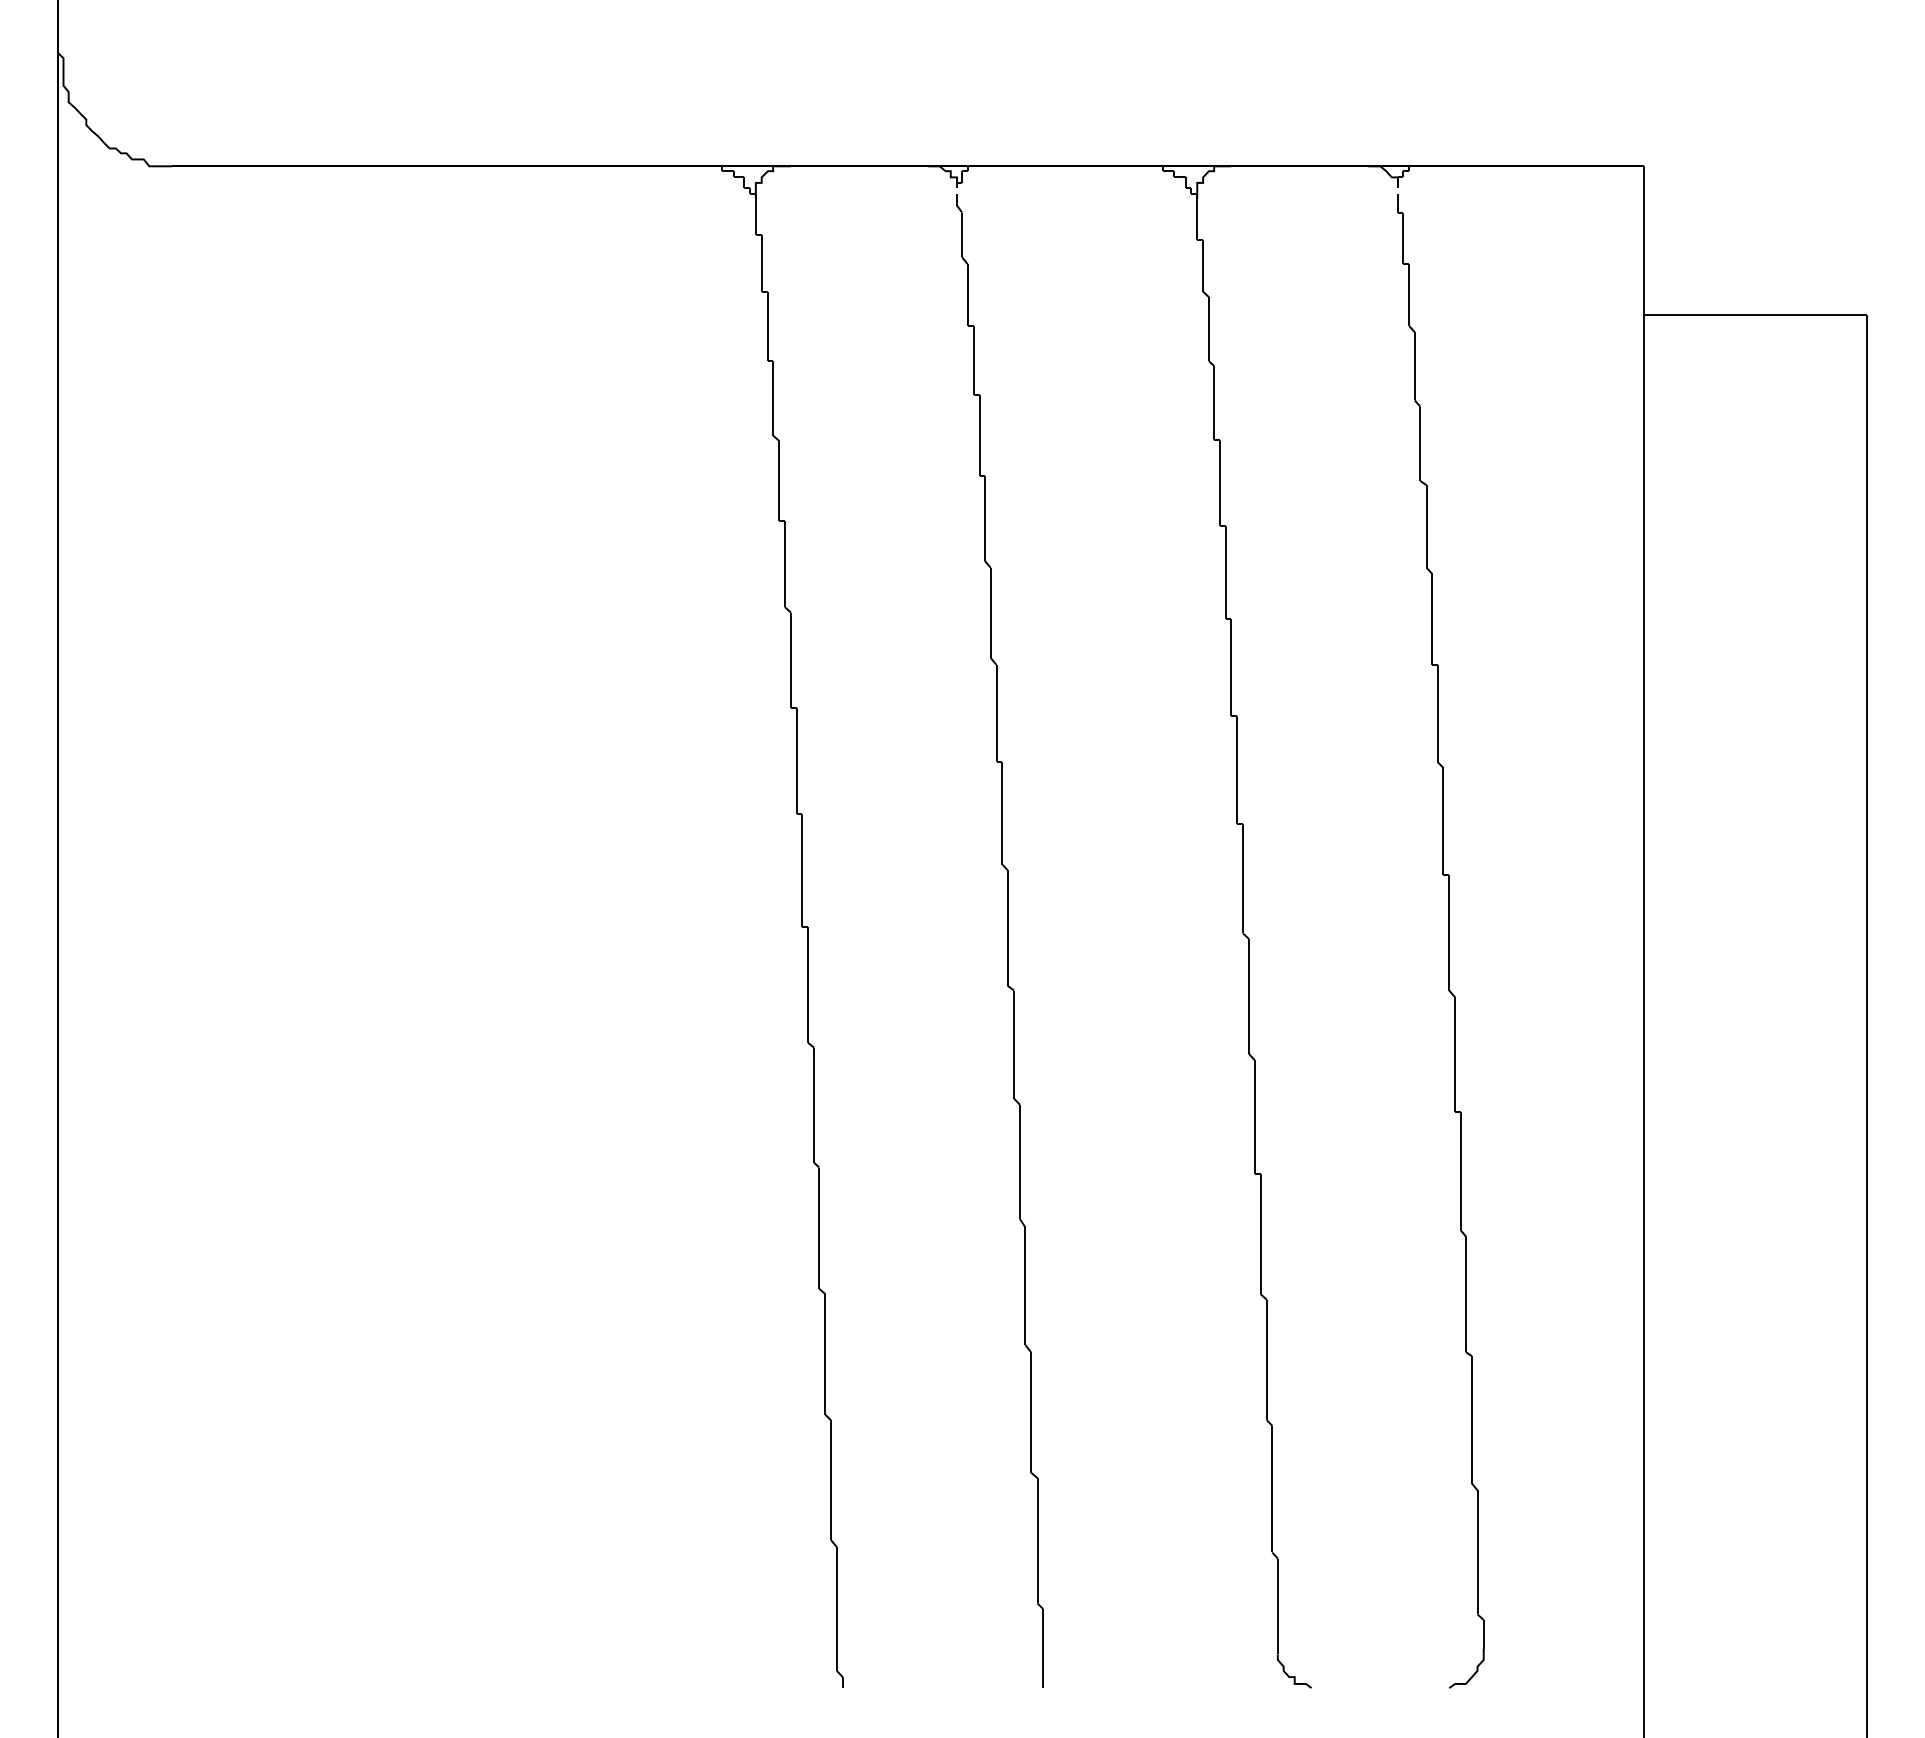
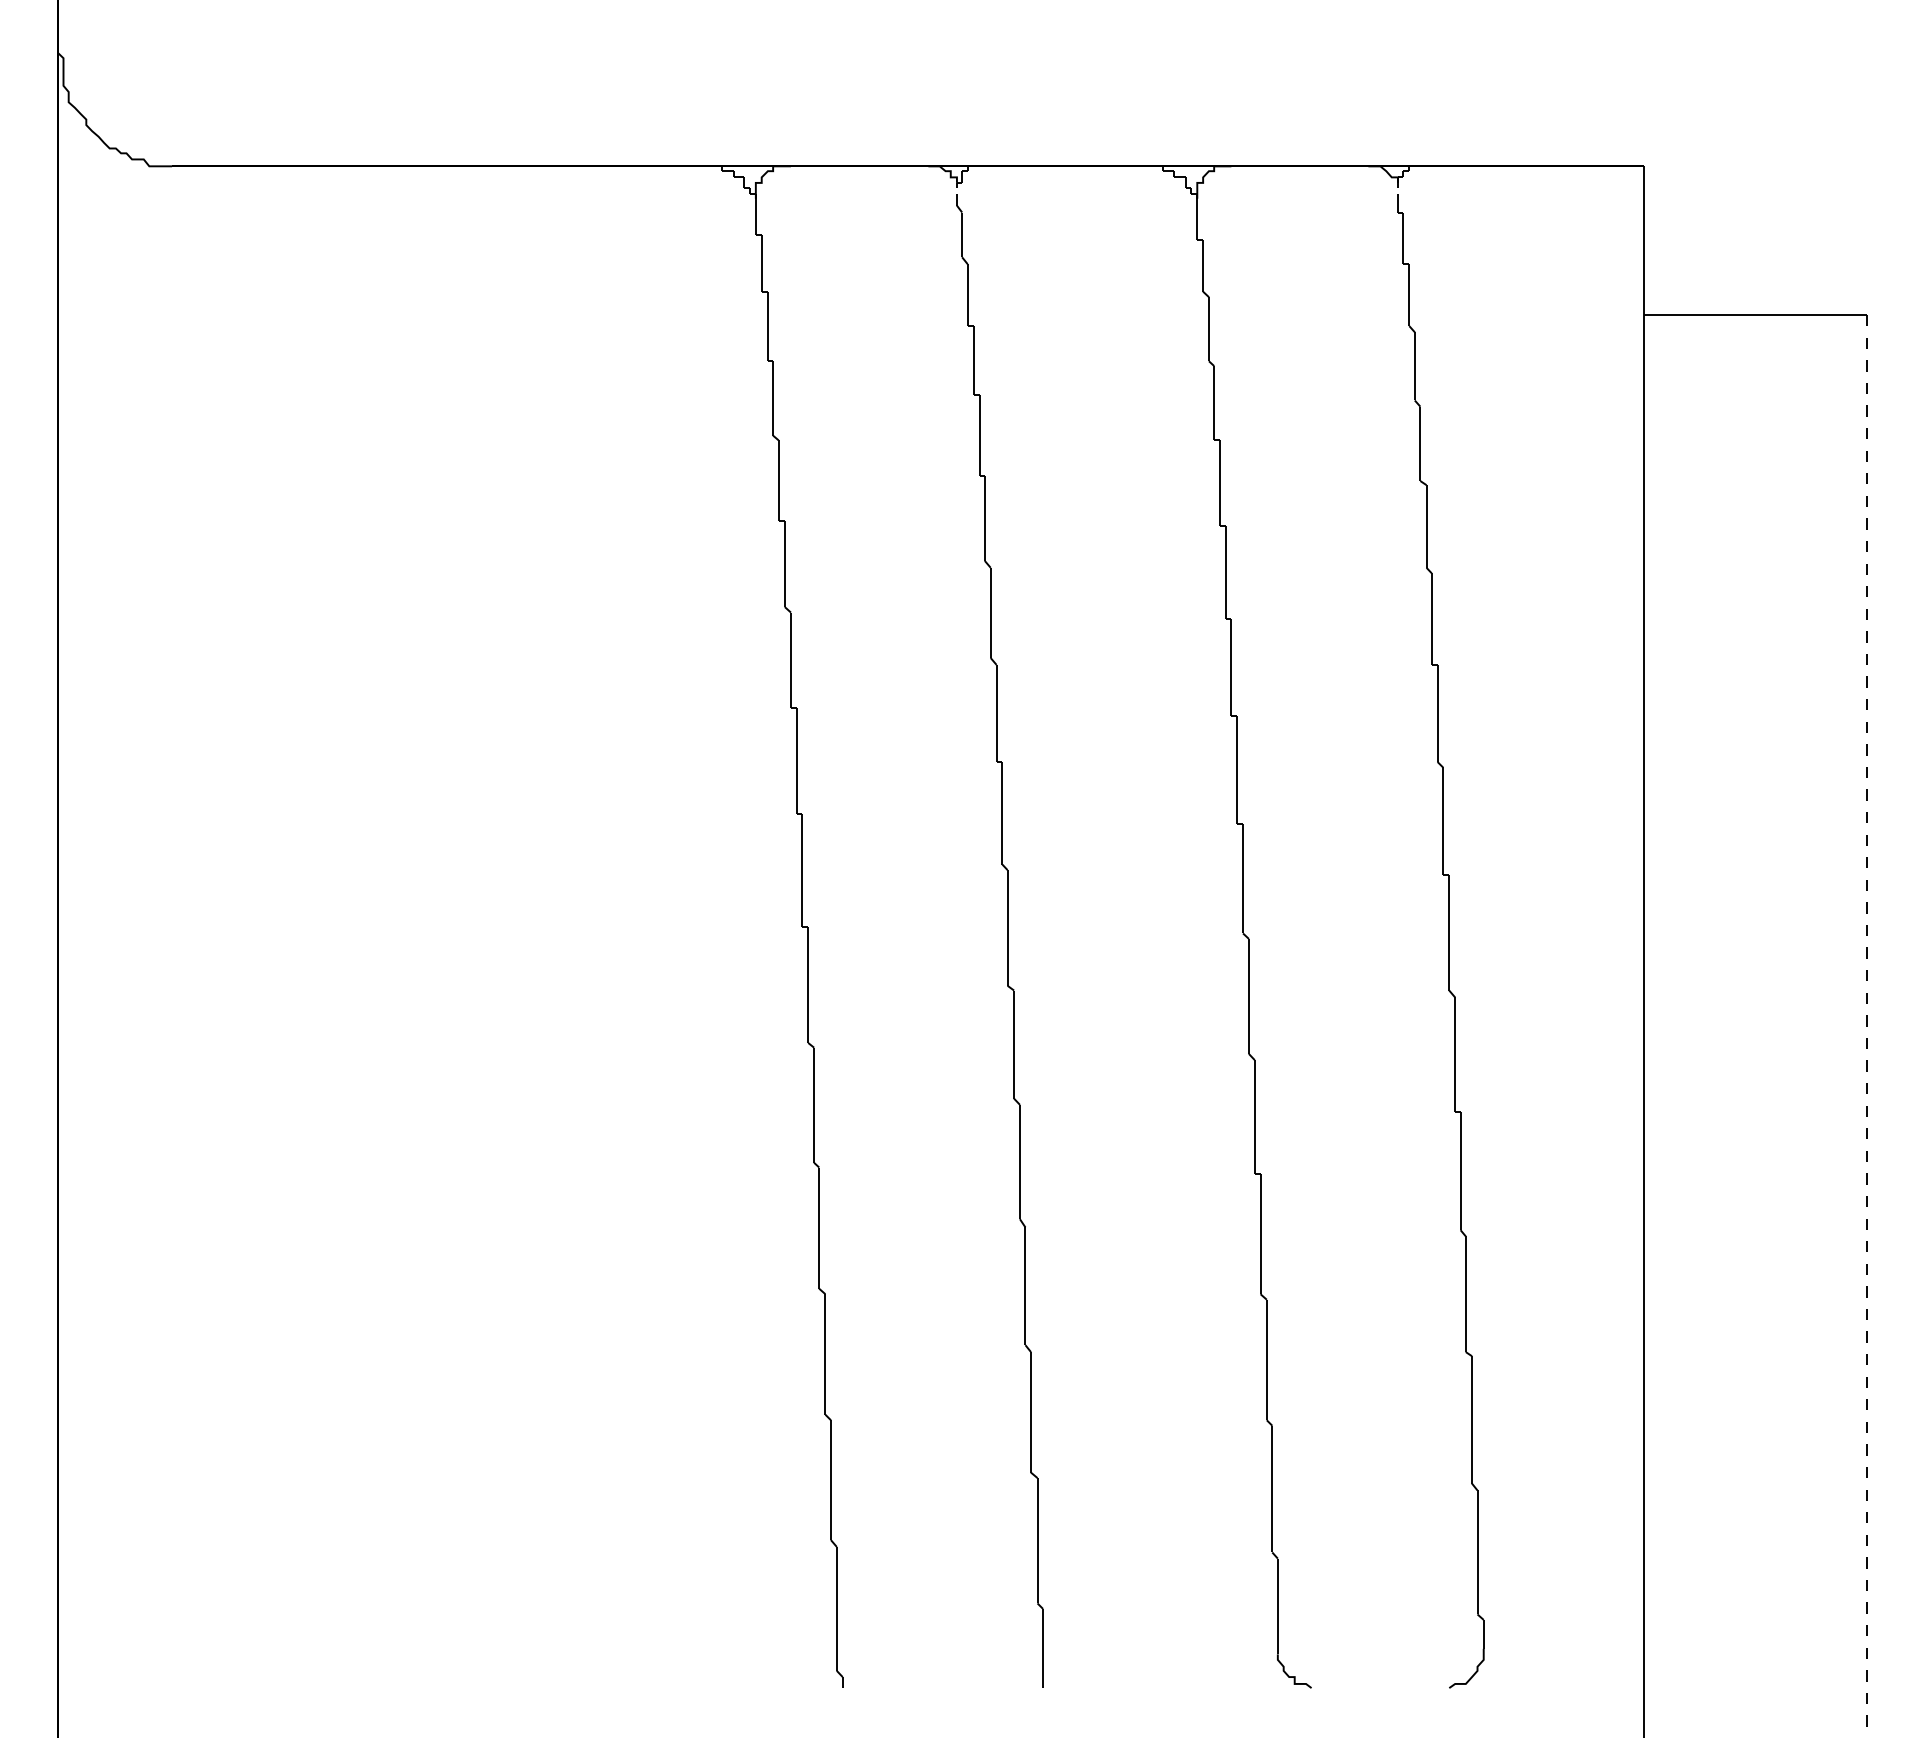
line: solid -> dashed (1867, 1026)
